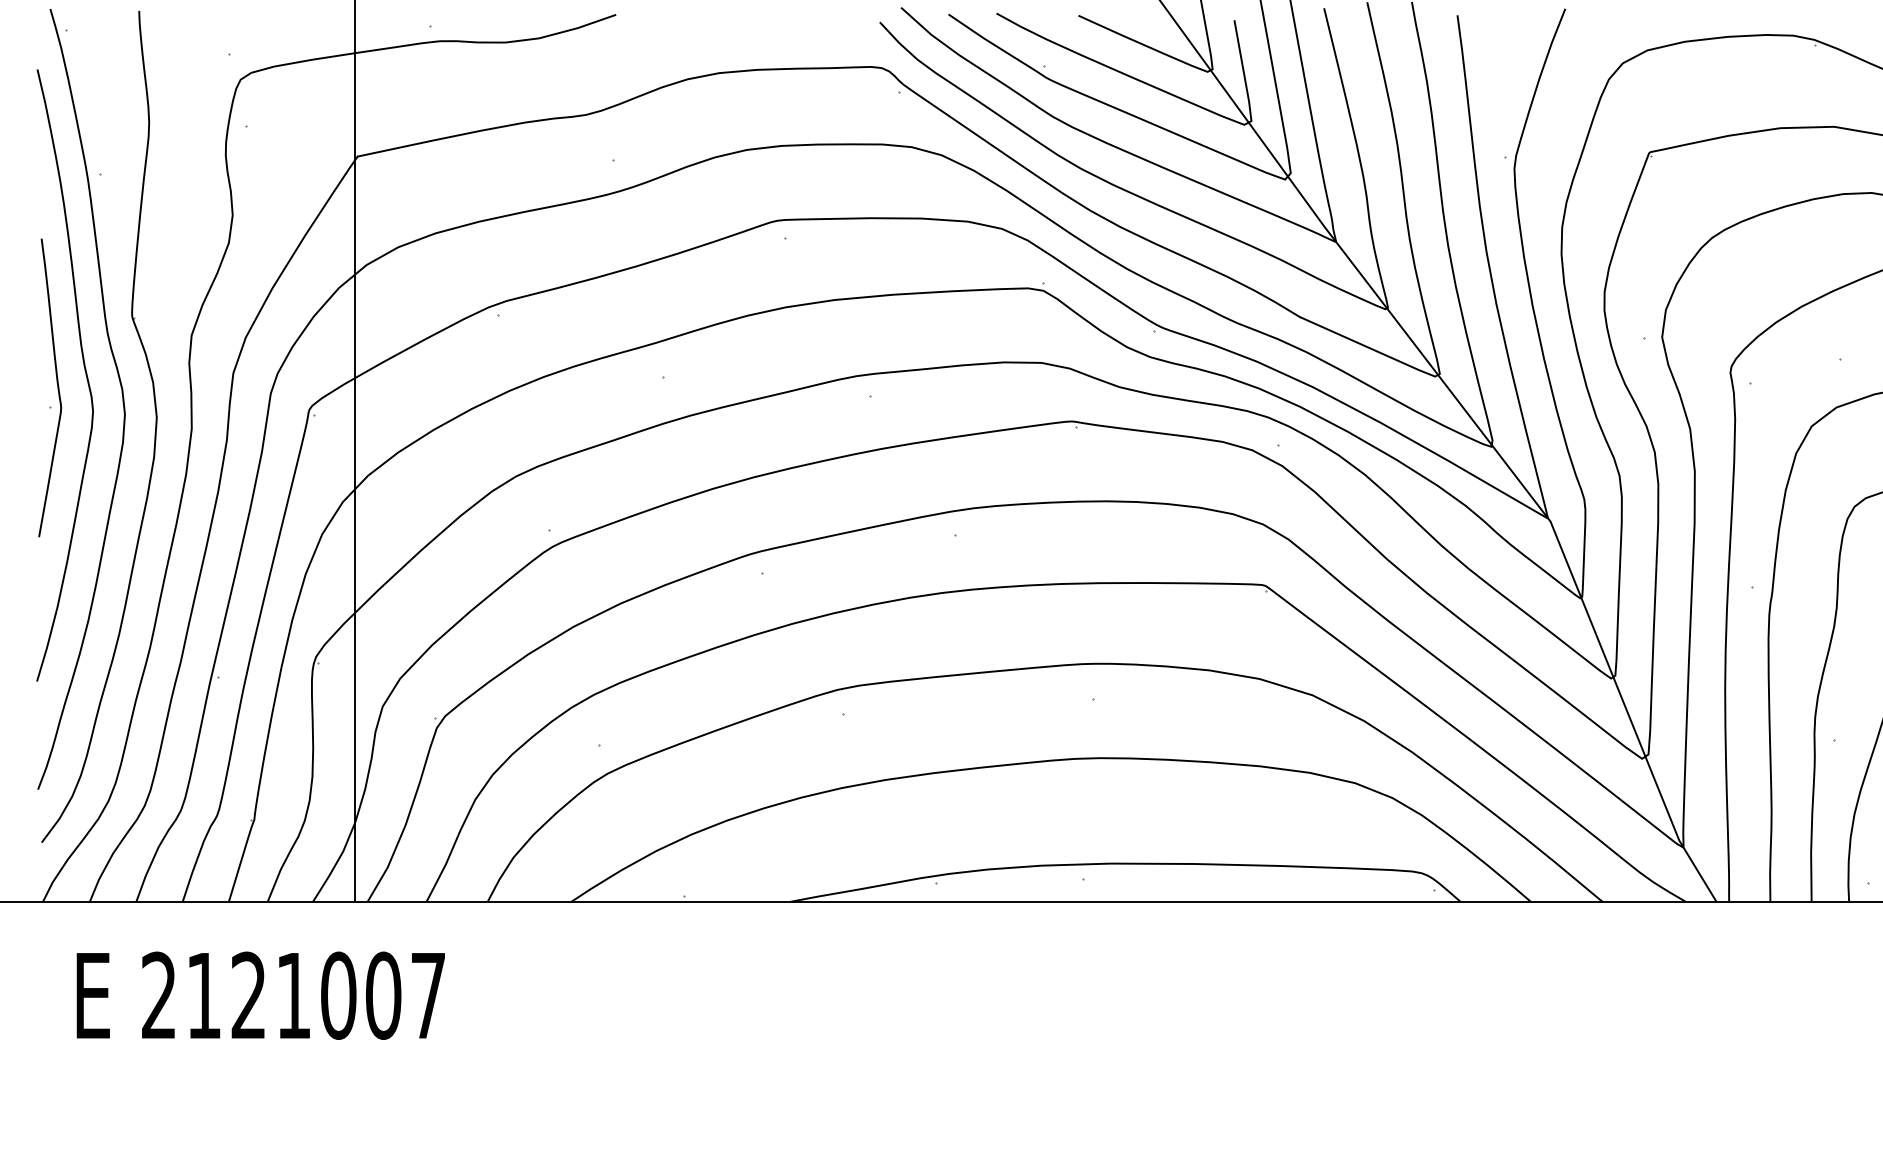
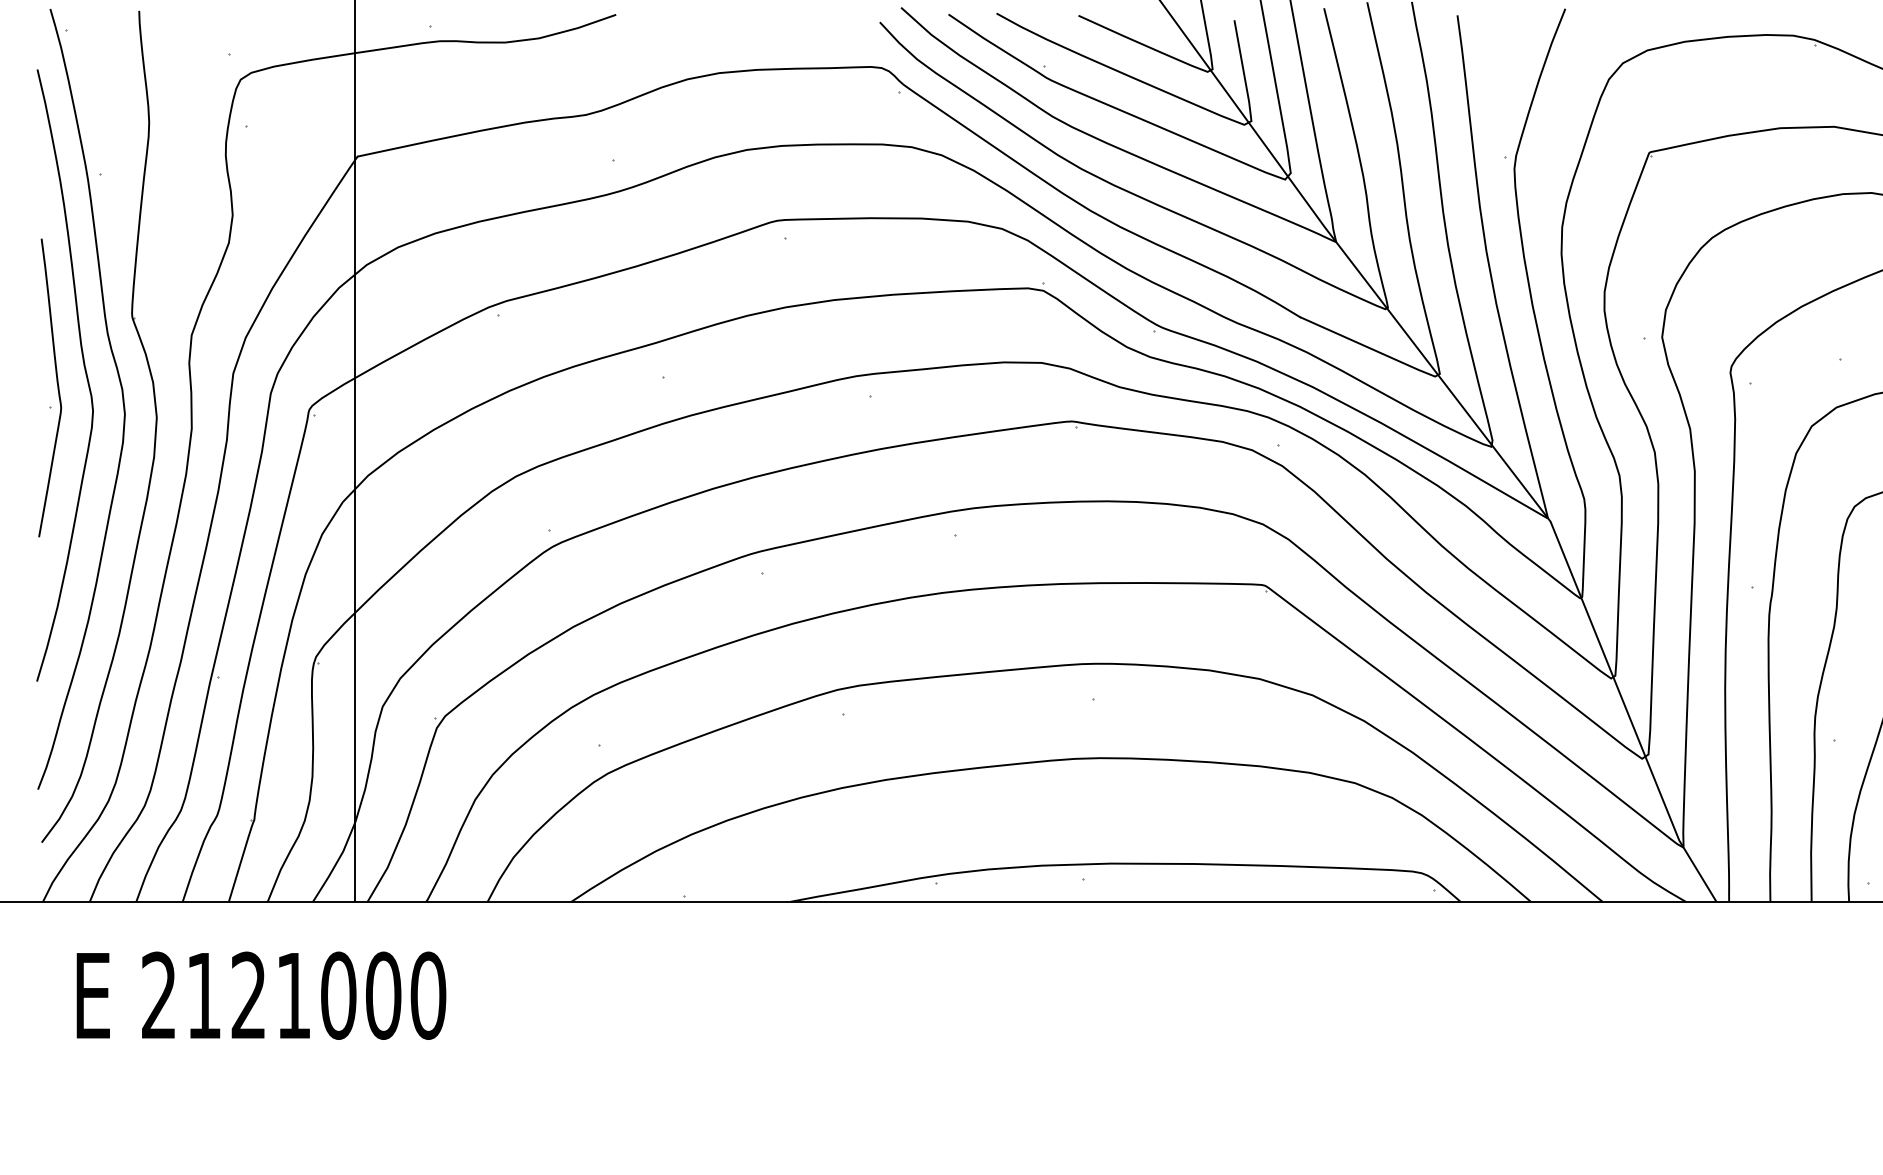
text: 2121007 -> 2121000 (428, 995)
